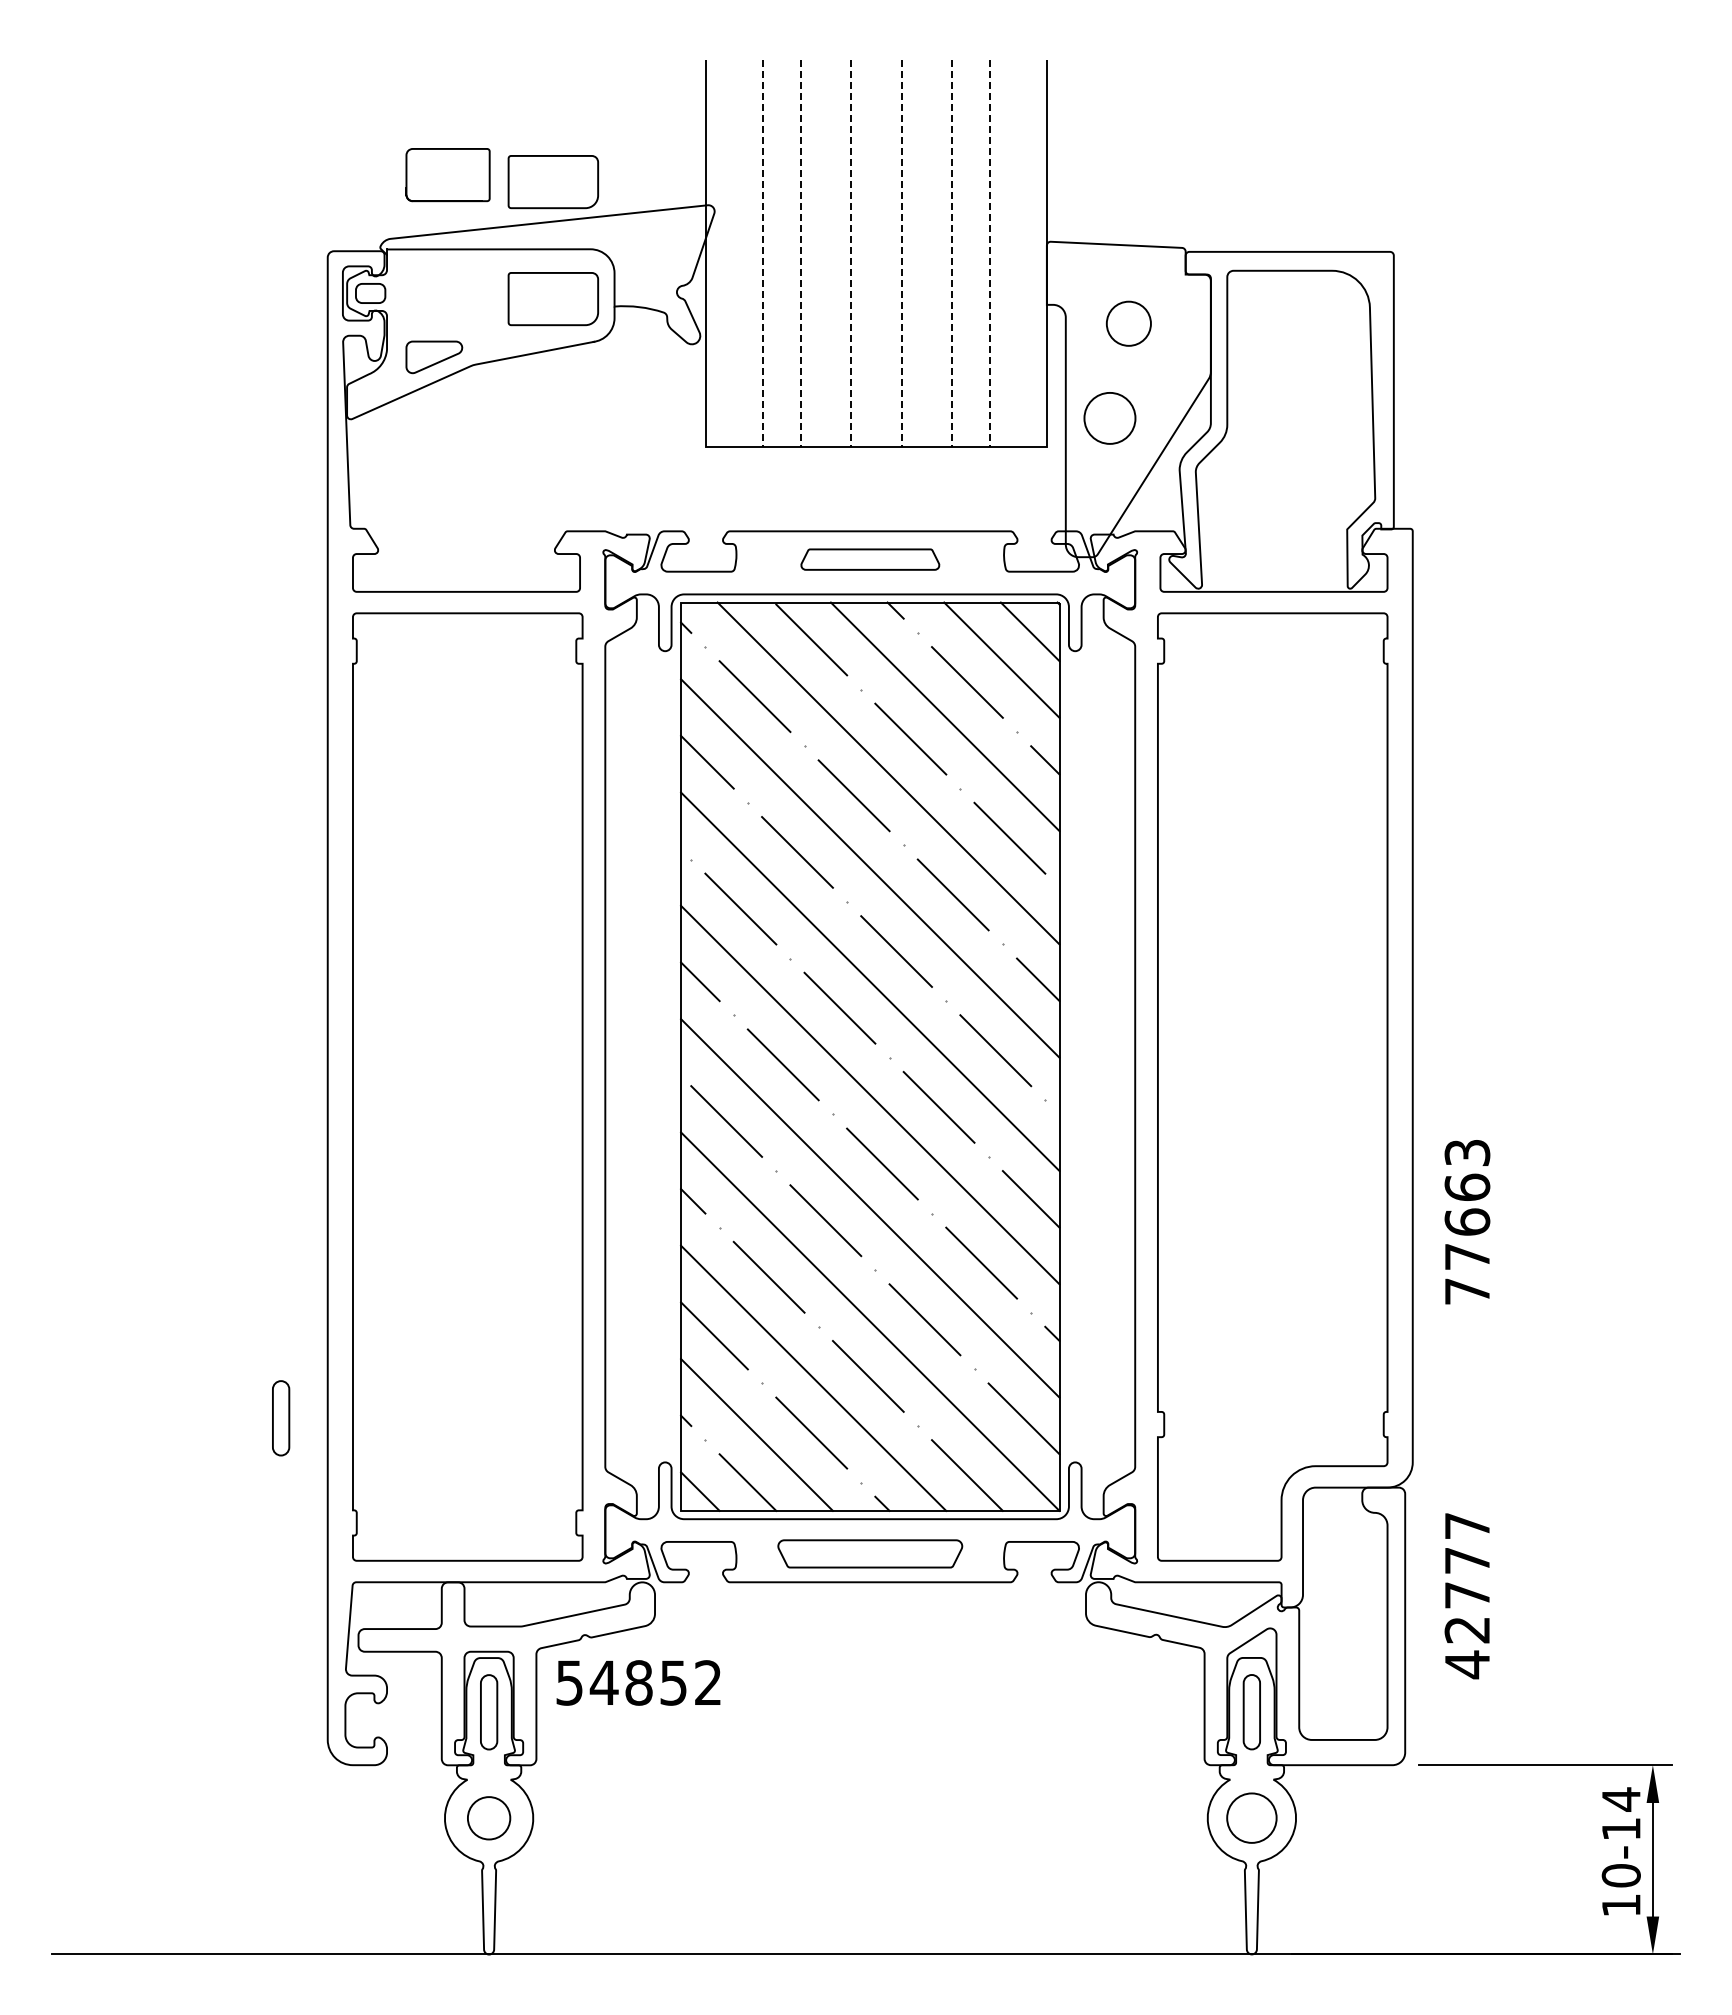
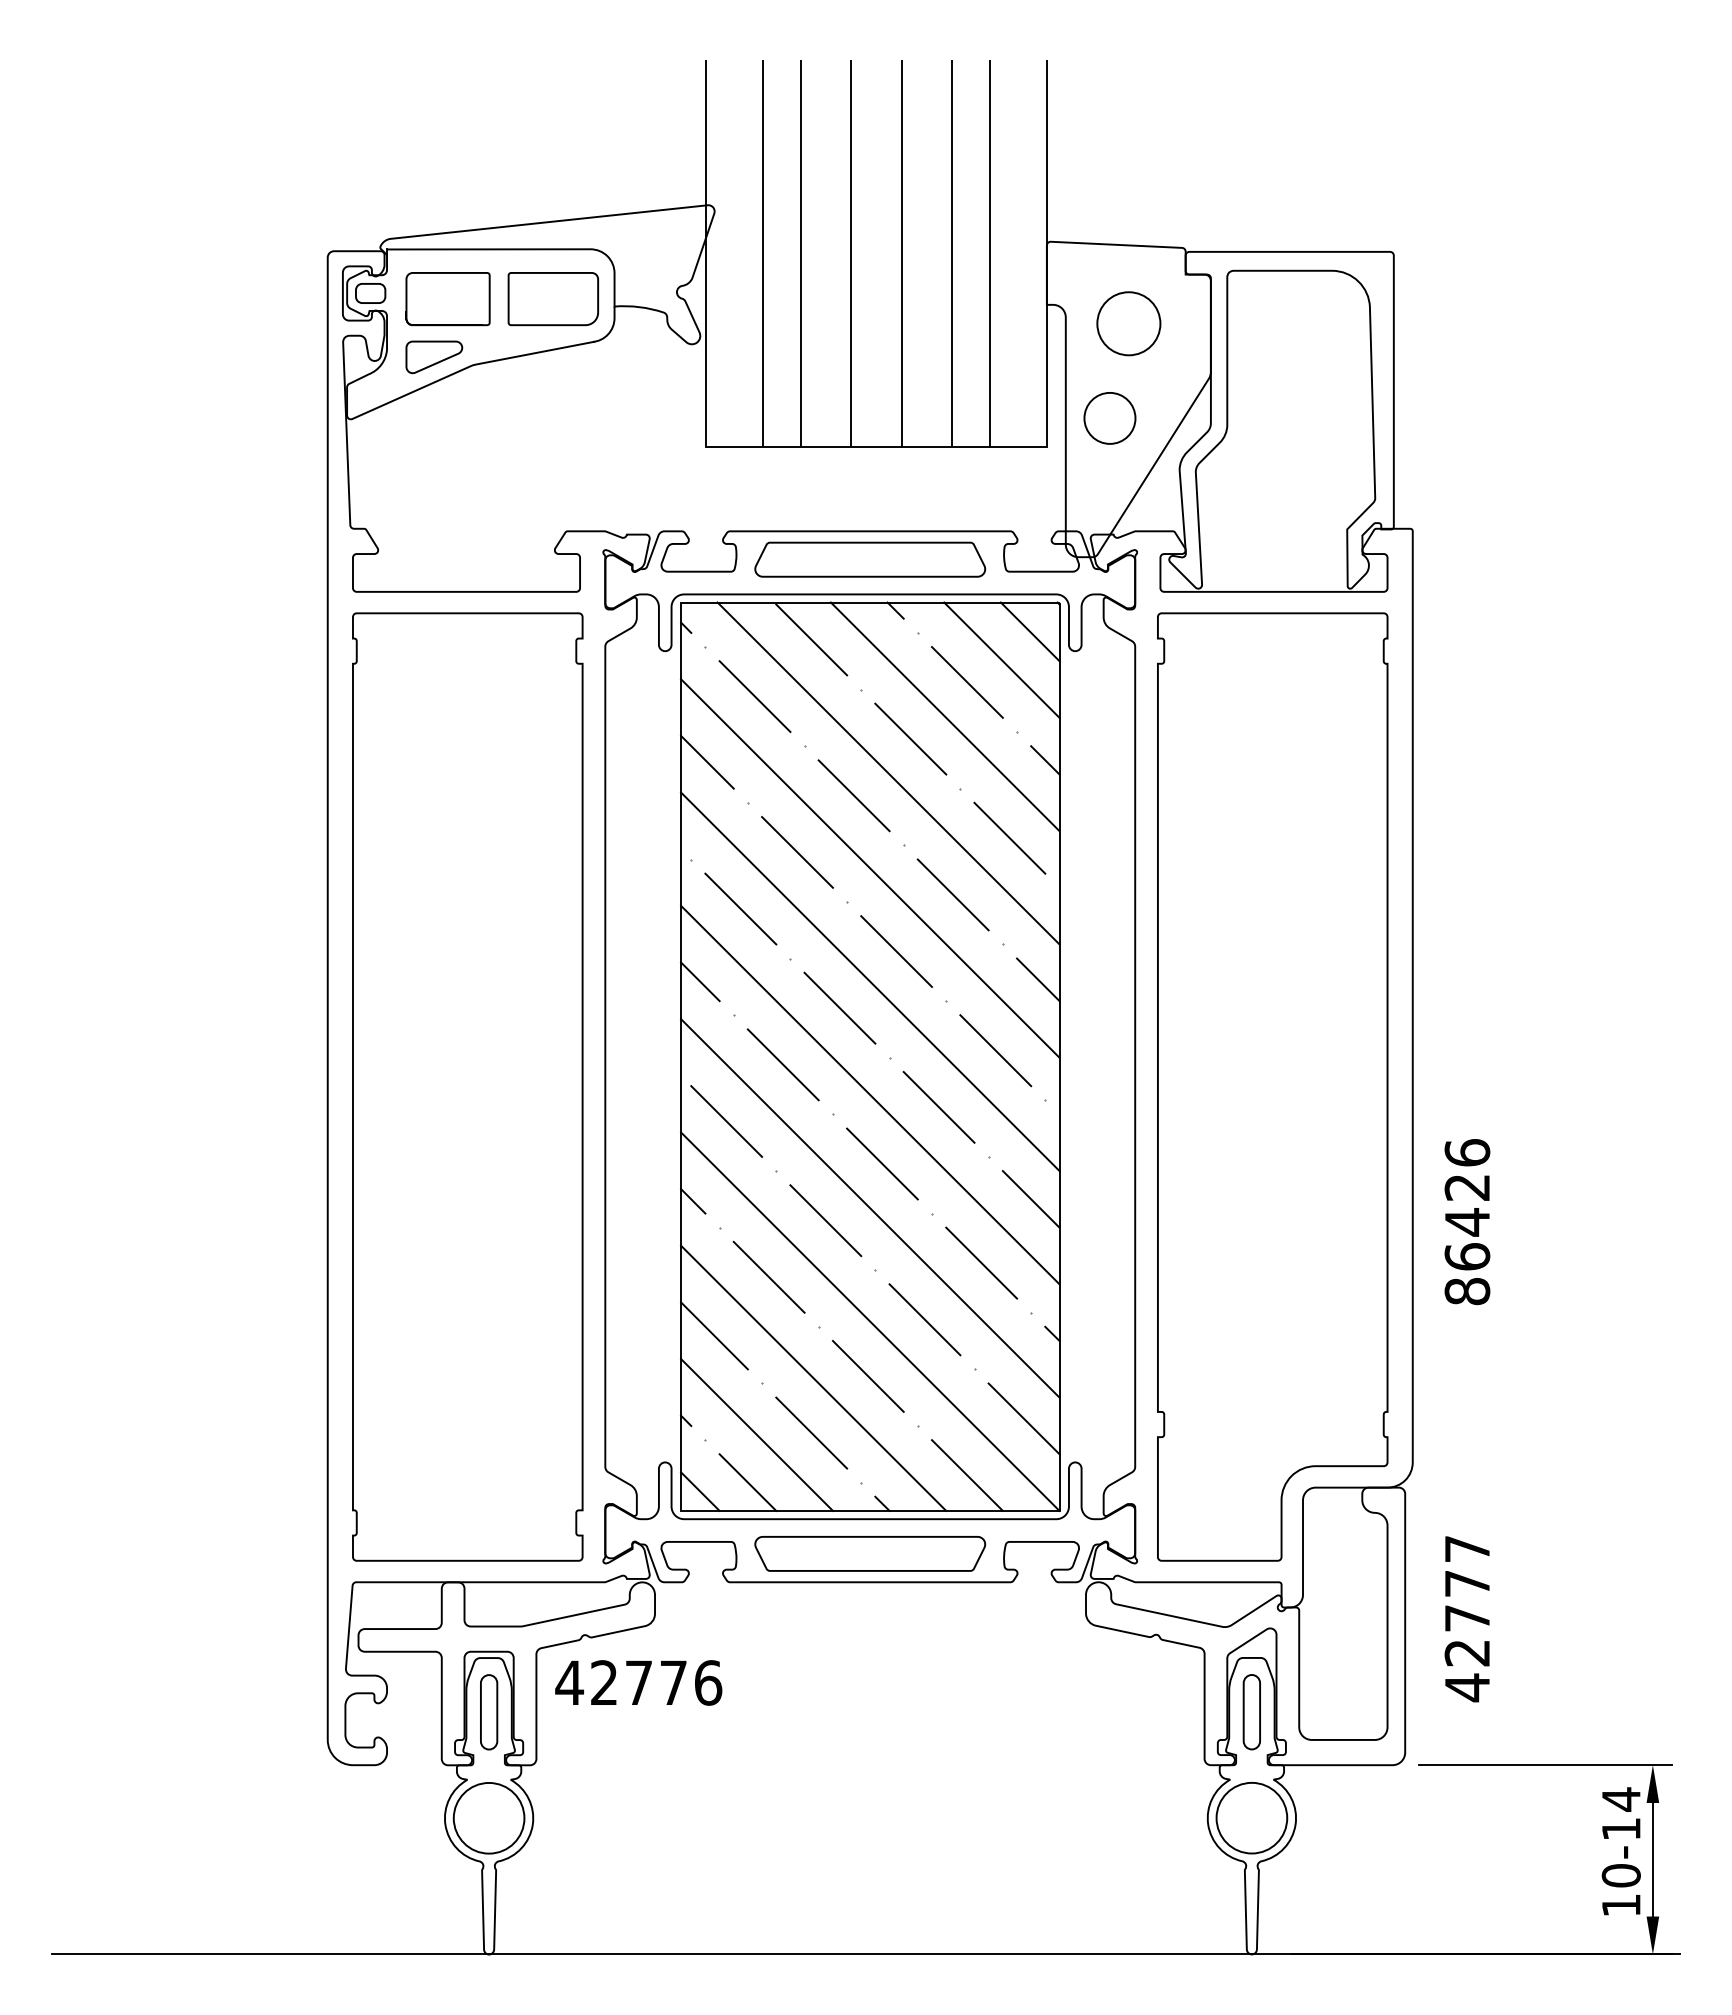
part position: (447, 175) -> (447, 299) (447, 299)
part: present -> none (552, 182)
line: dashed -> solid (763, 254)
line: dashed -> solid (800, 254)
line: dashed -> solid (851, 254)
line: dashed -> solid (901, 254)
line: dashed -> solid (952, 254)
line: dashed -> solid (990, 254)
circle diameter: 44 px -> 63 px (1128, 323)
part size: 141x23 px -> 233x37 px (870, 559)
text: 77663 -> 86426 (1467, 1222)
part: present -> none (281, 1418)
part size: 187x30 px -> 233x36 px (870, 1553)
text position: (1466, 1596) -> (1466, 1619) (1466, 1619)
text: 54852 -> 42776 (638, 1682)
circle diameter: 49 px -> 71 px (1251, 1817)
circle diameter: 42 px -> 71 px (488, 1817)
